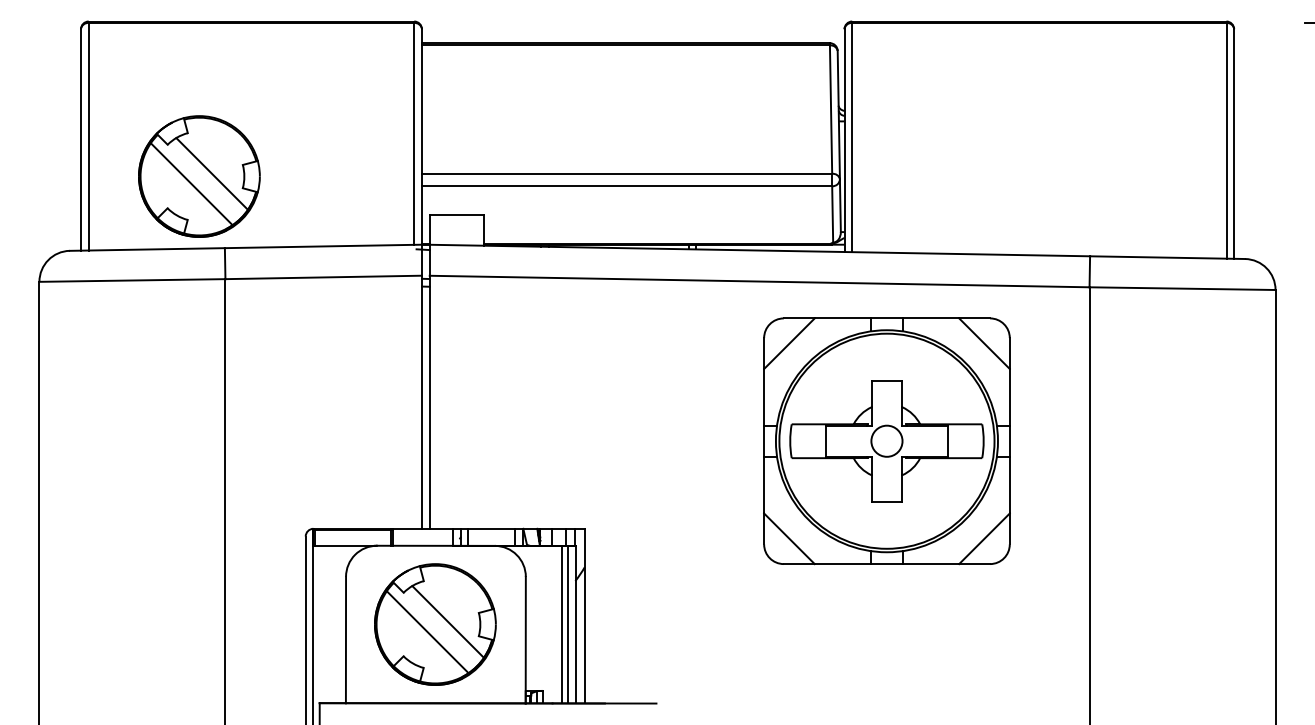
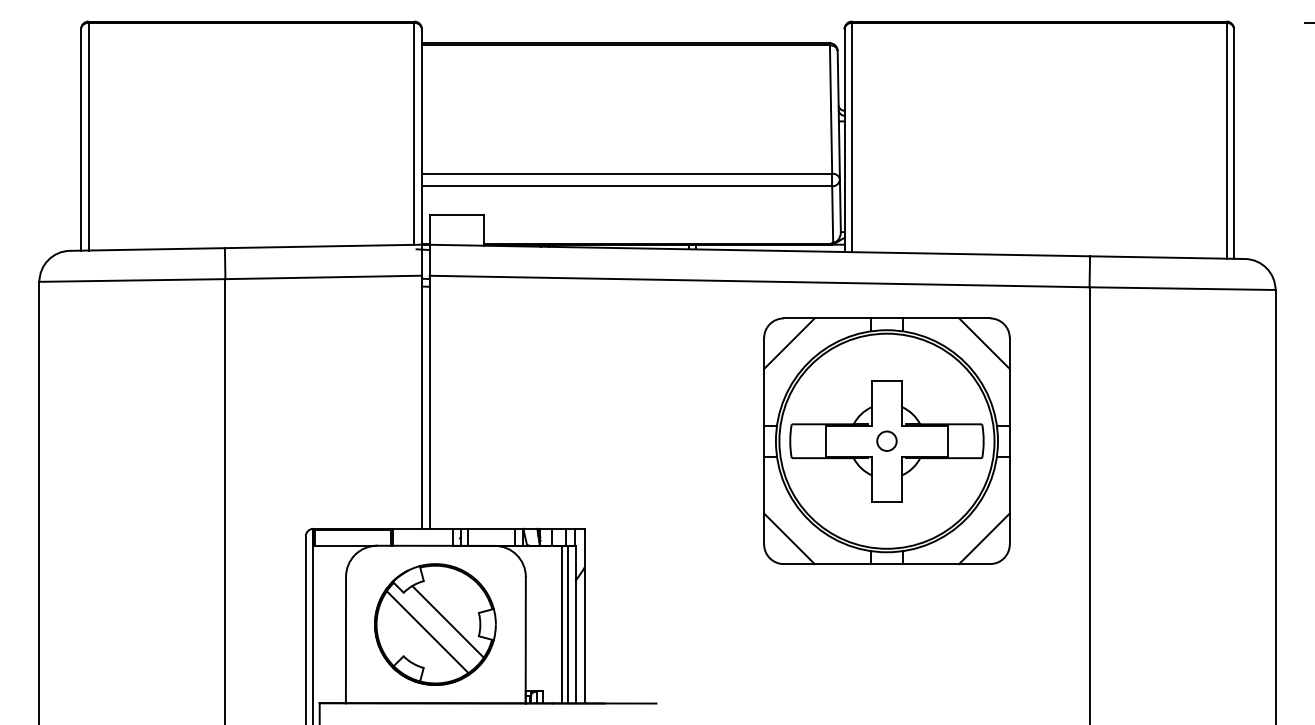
part: present -> none (199, 176)
circle diameter: 31 px -> 19 px (886, 440)
